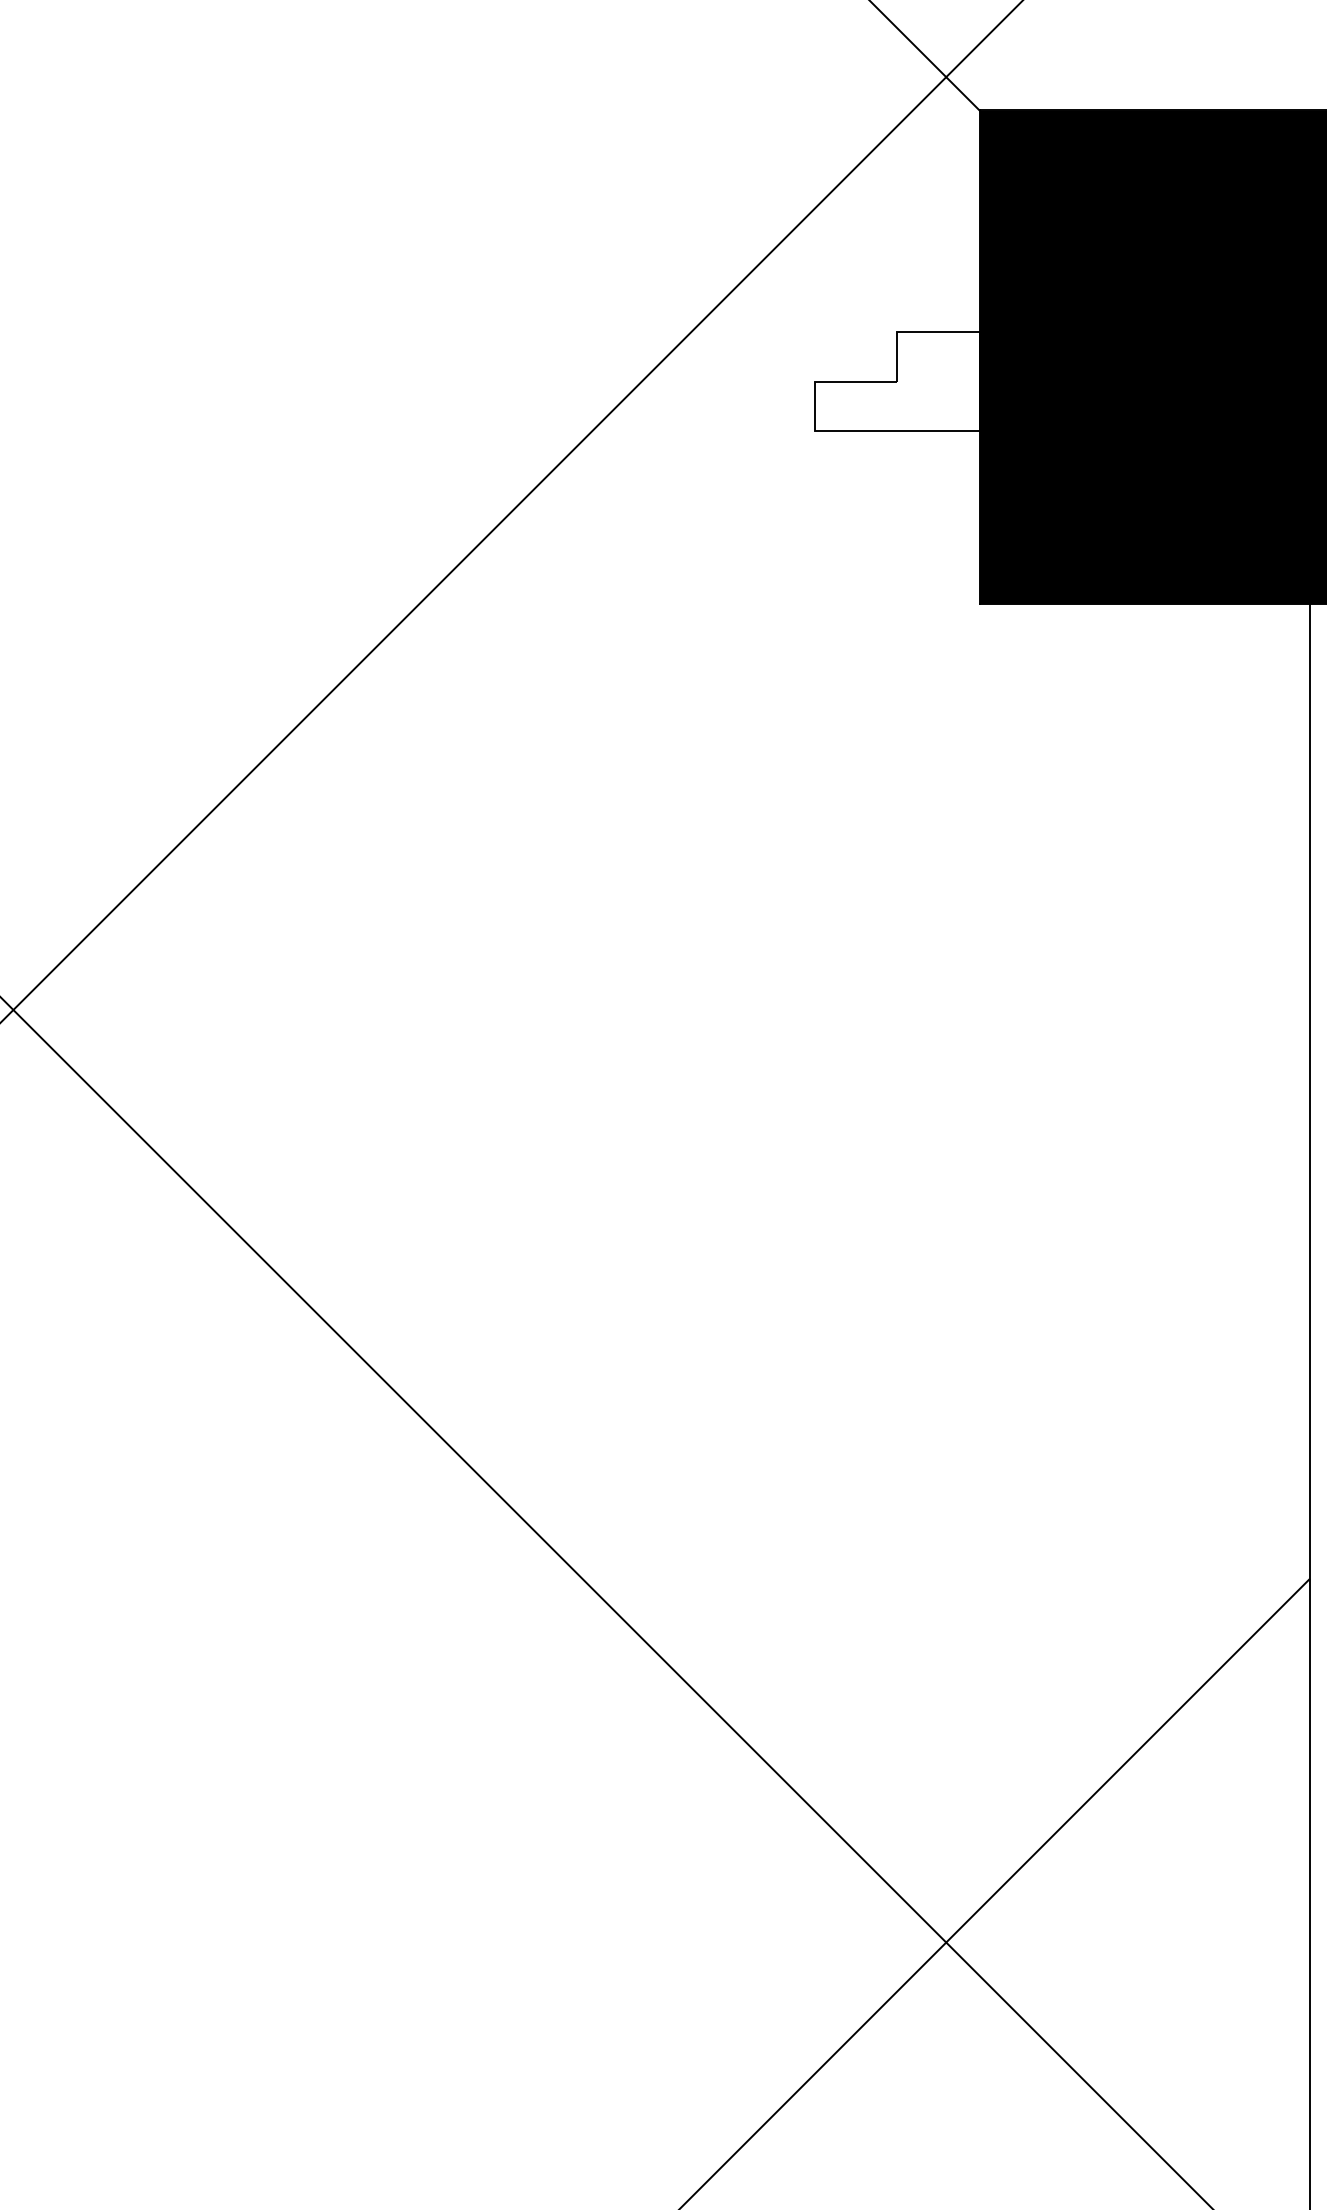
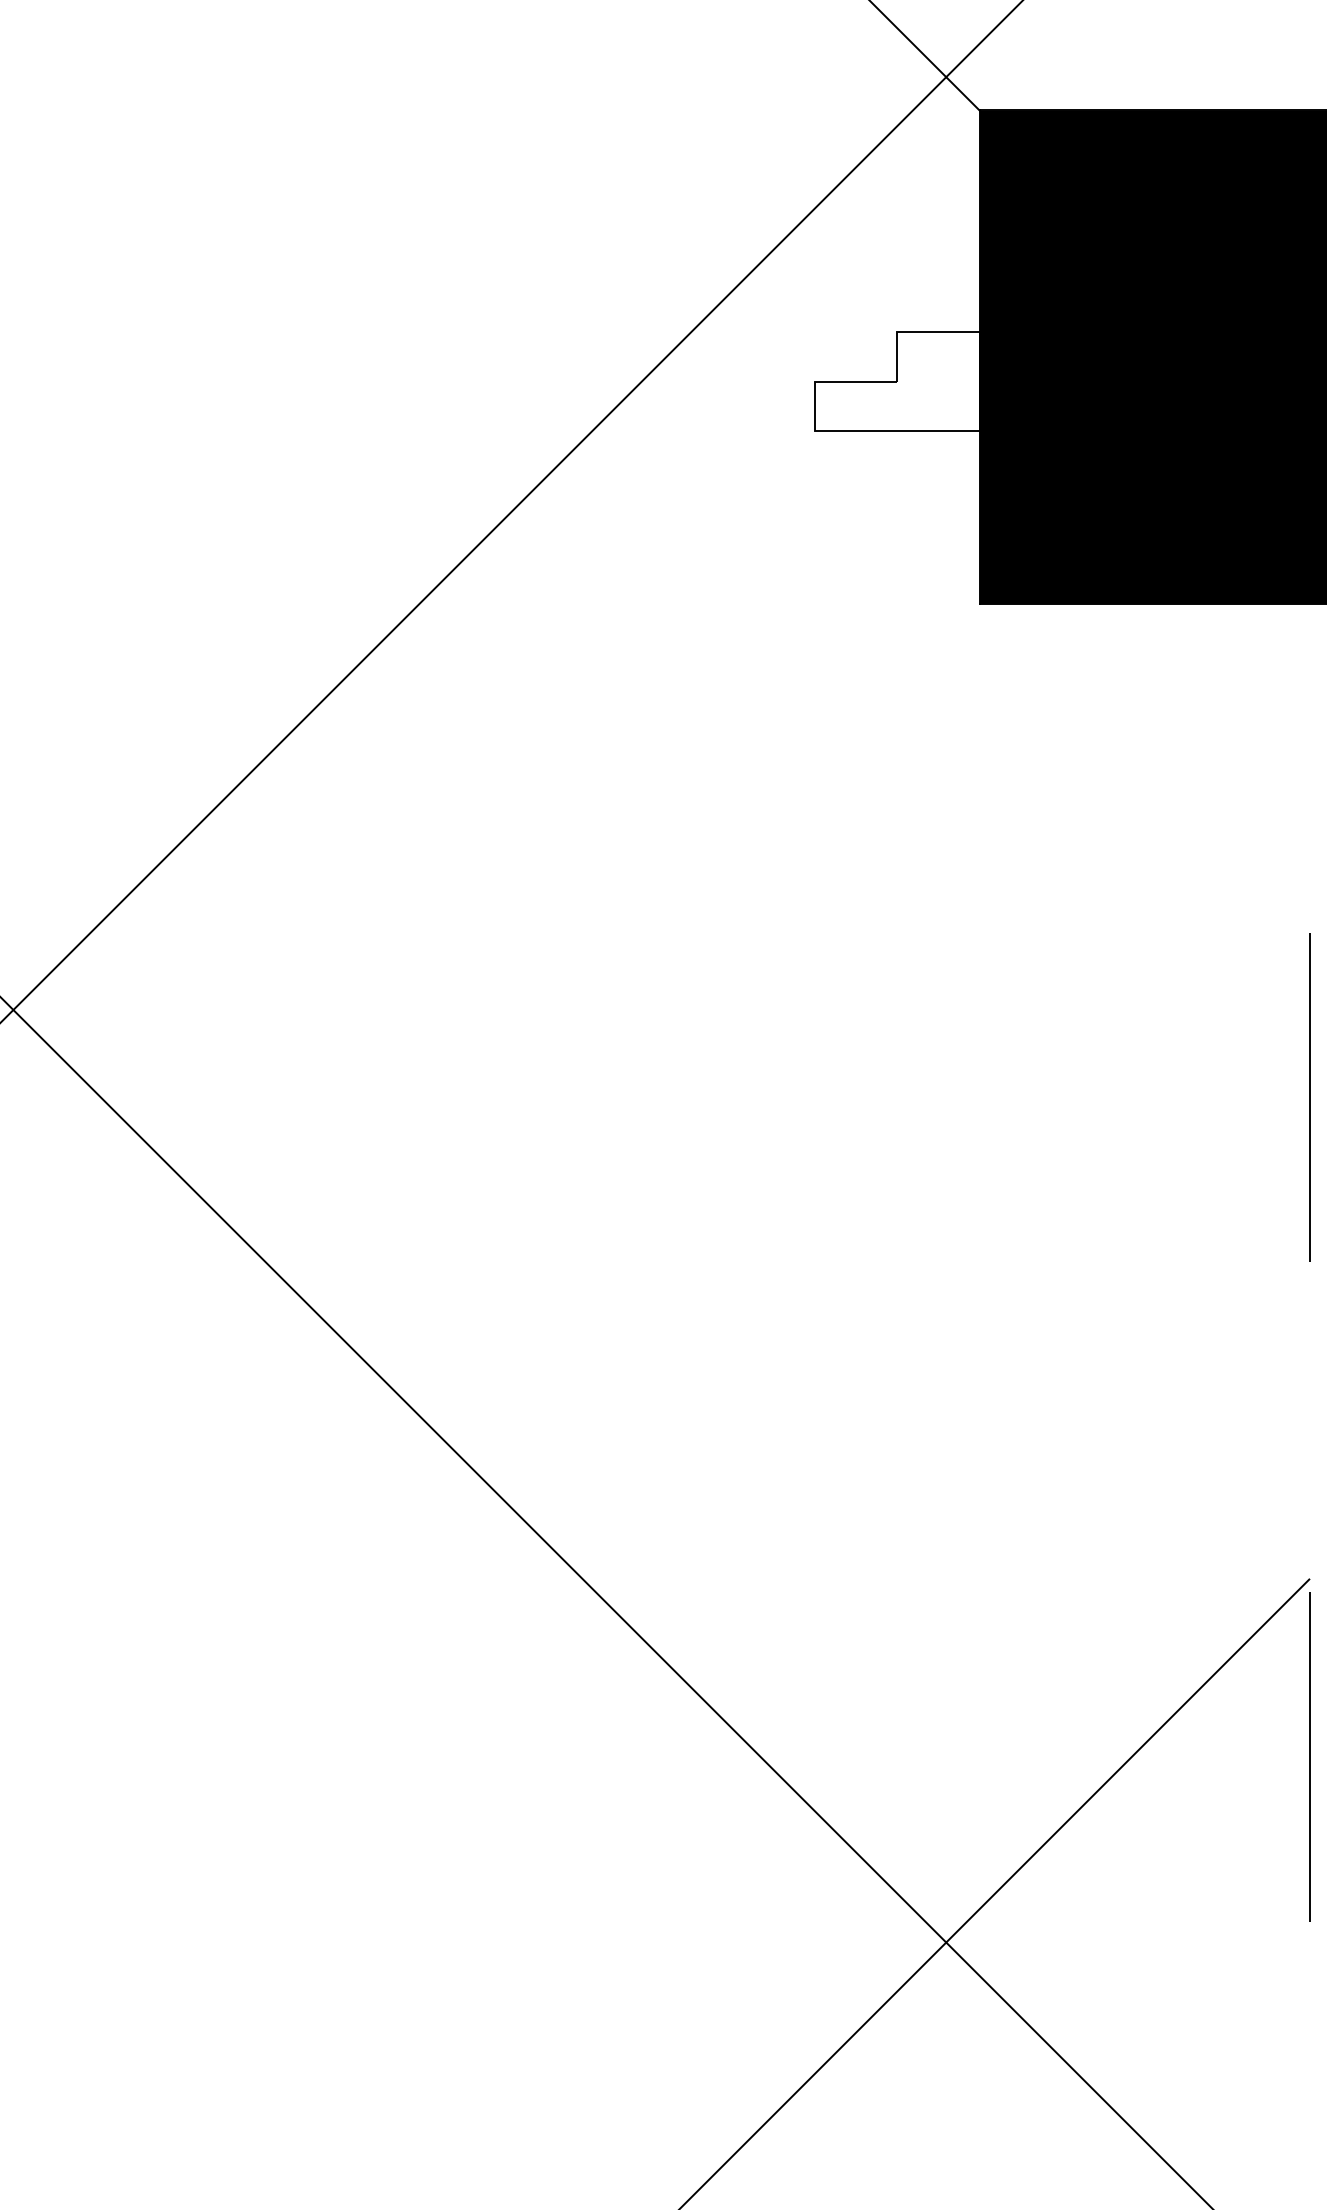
line: solid -> dashed (1309, 1406)
